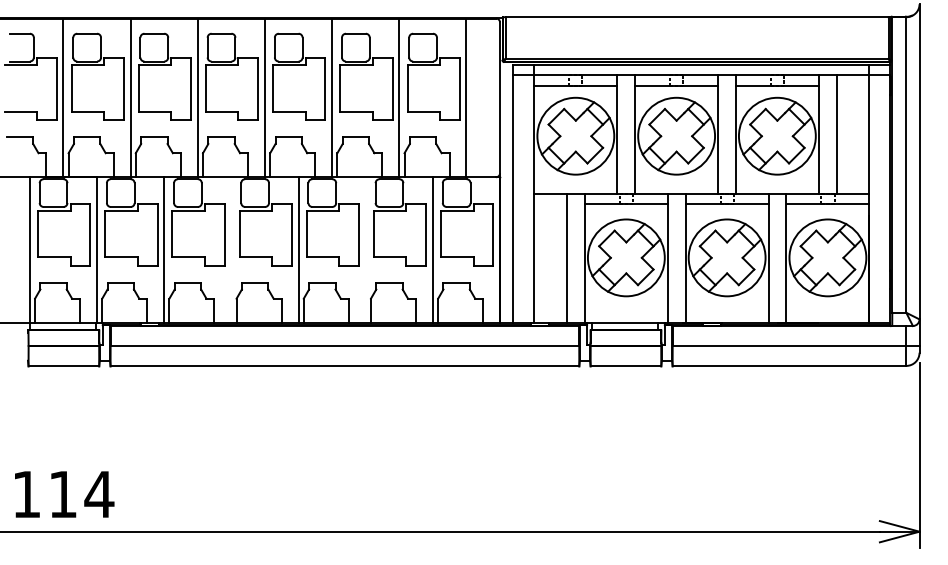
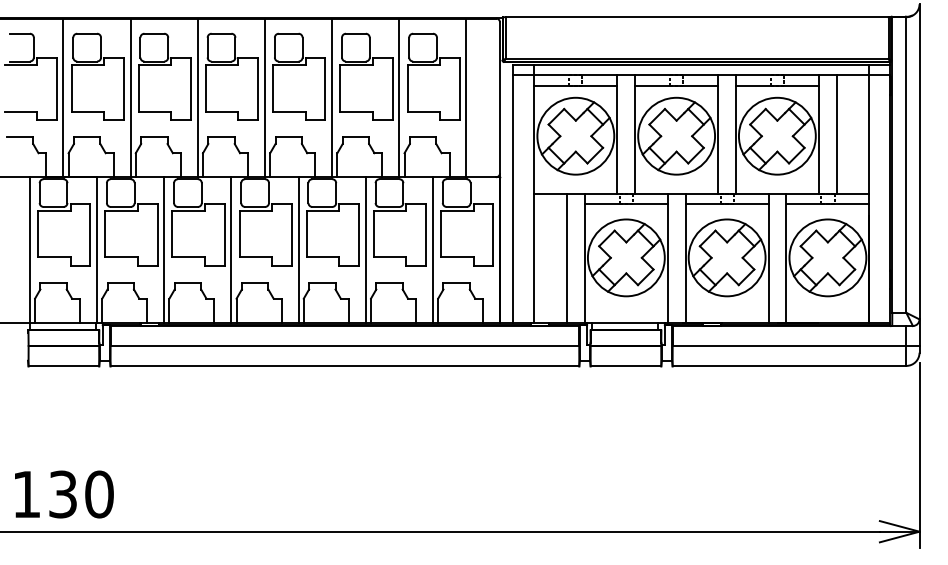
line: none -> present (231, 249)
line: none -> present (365, 249)
text: 114 -> 130 (81, 494)
